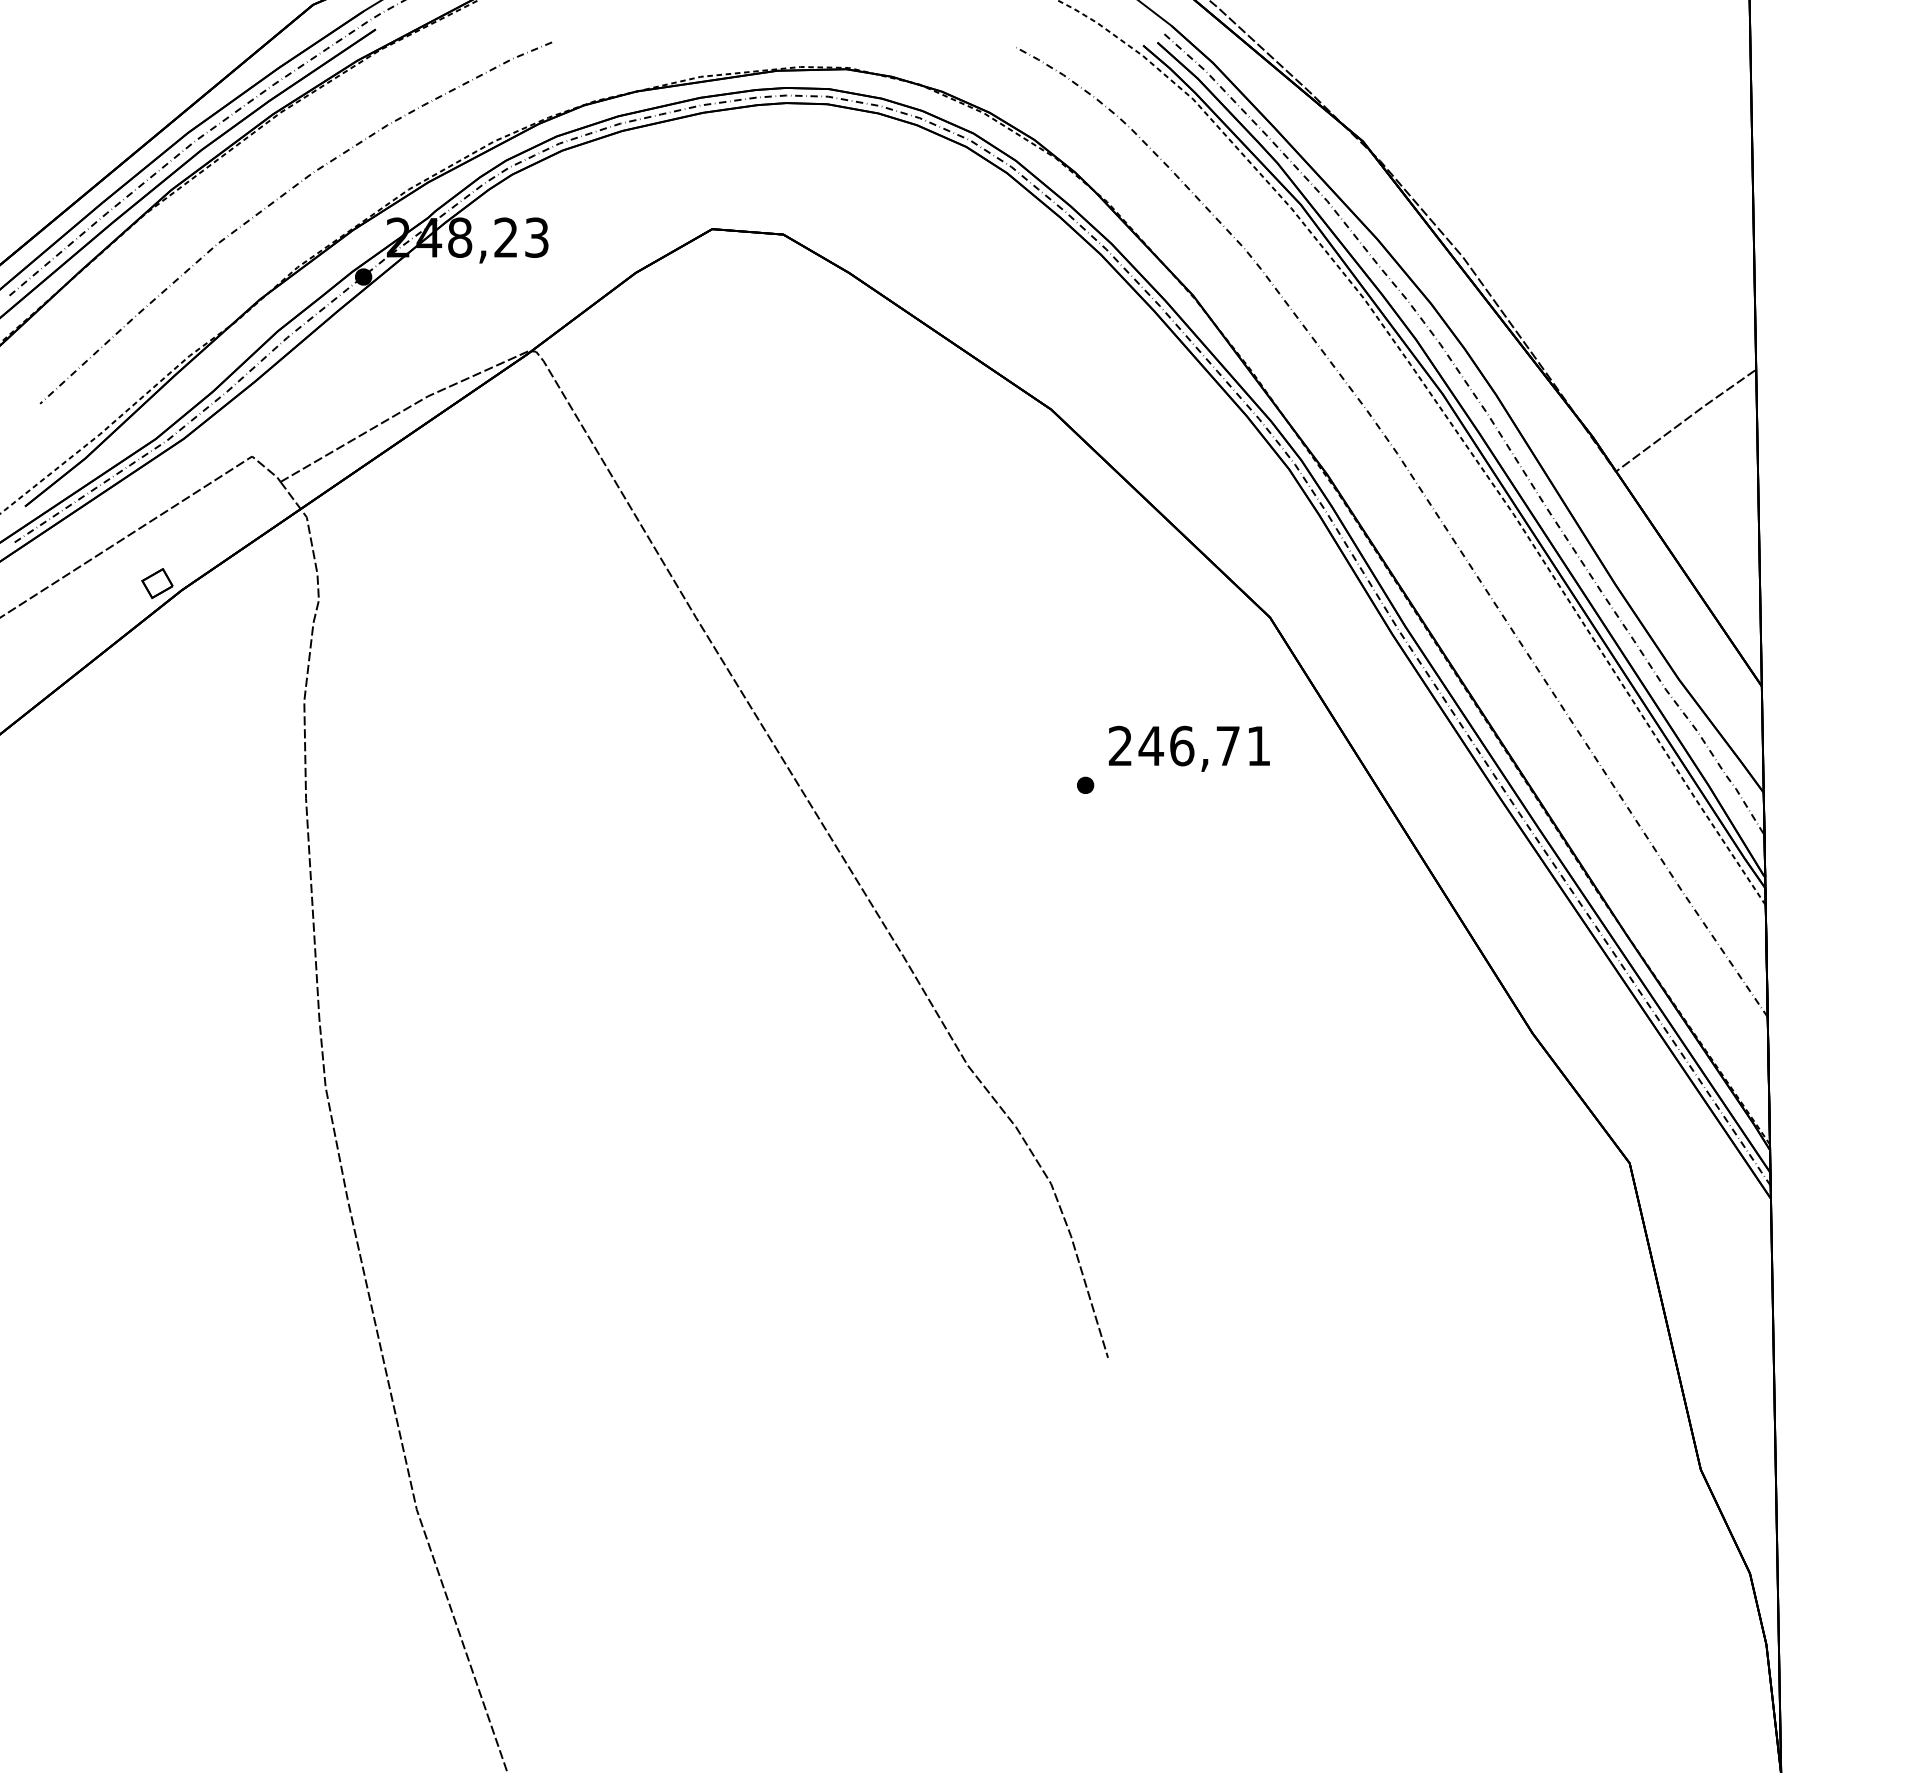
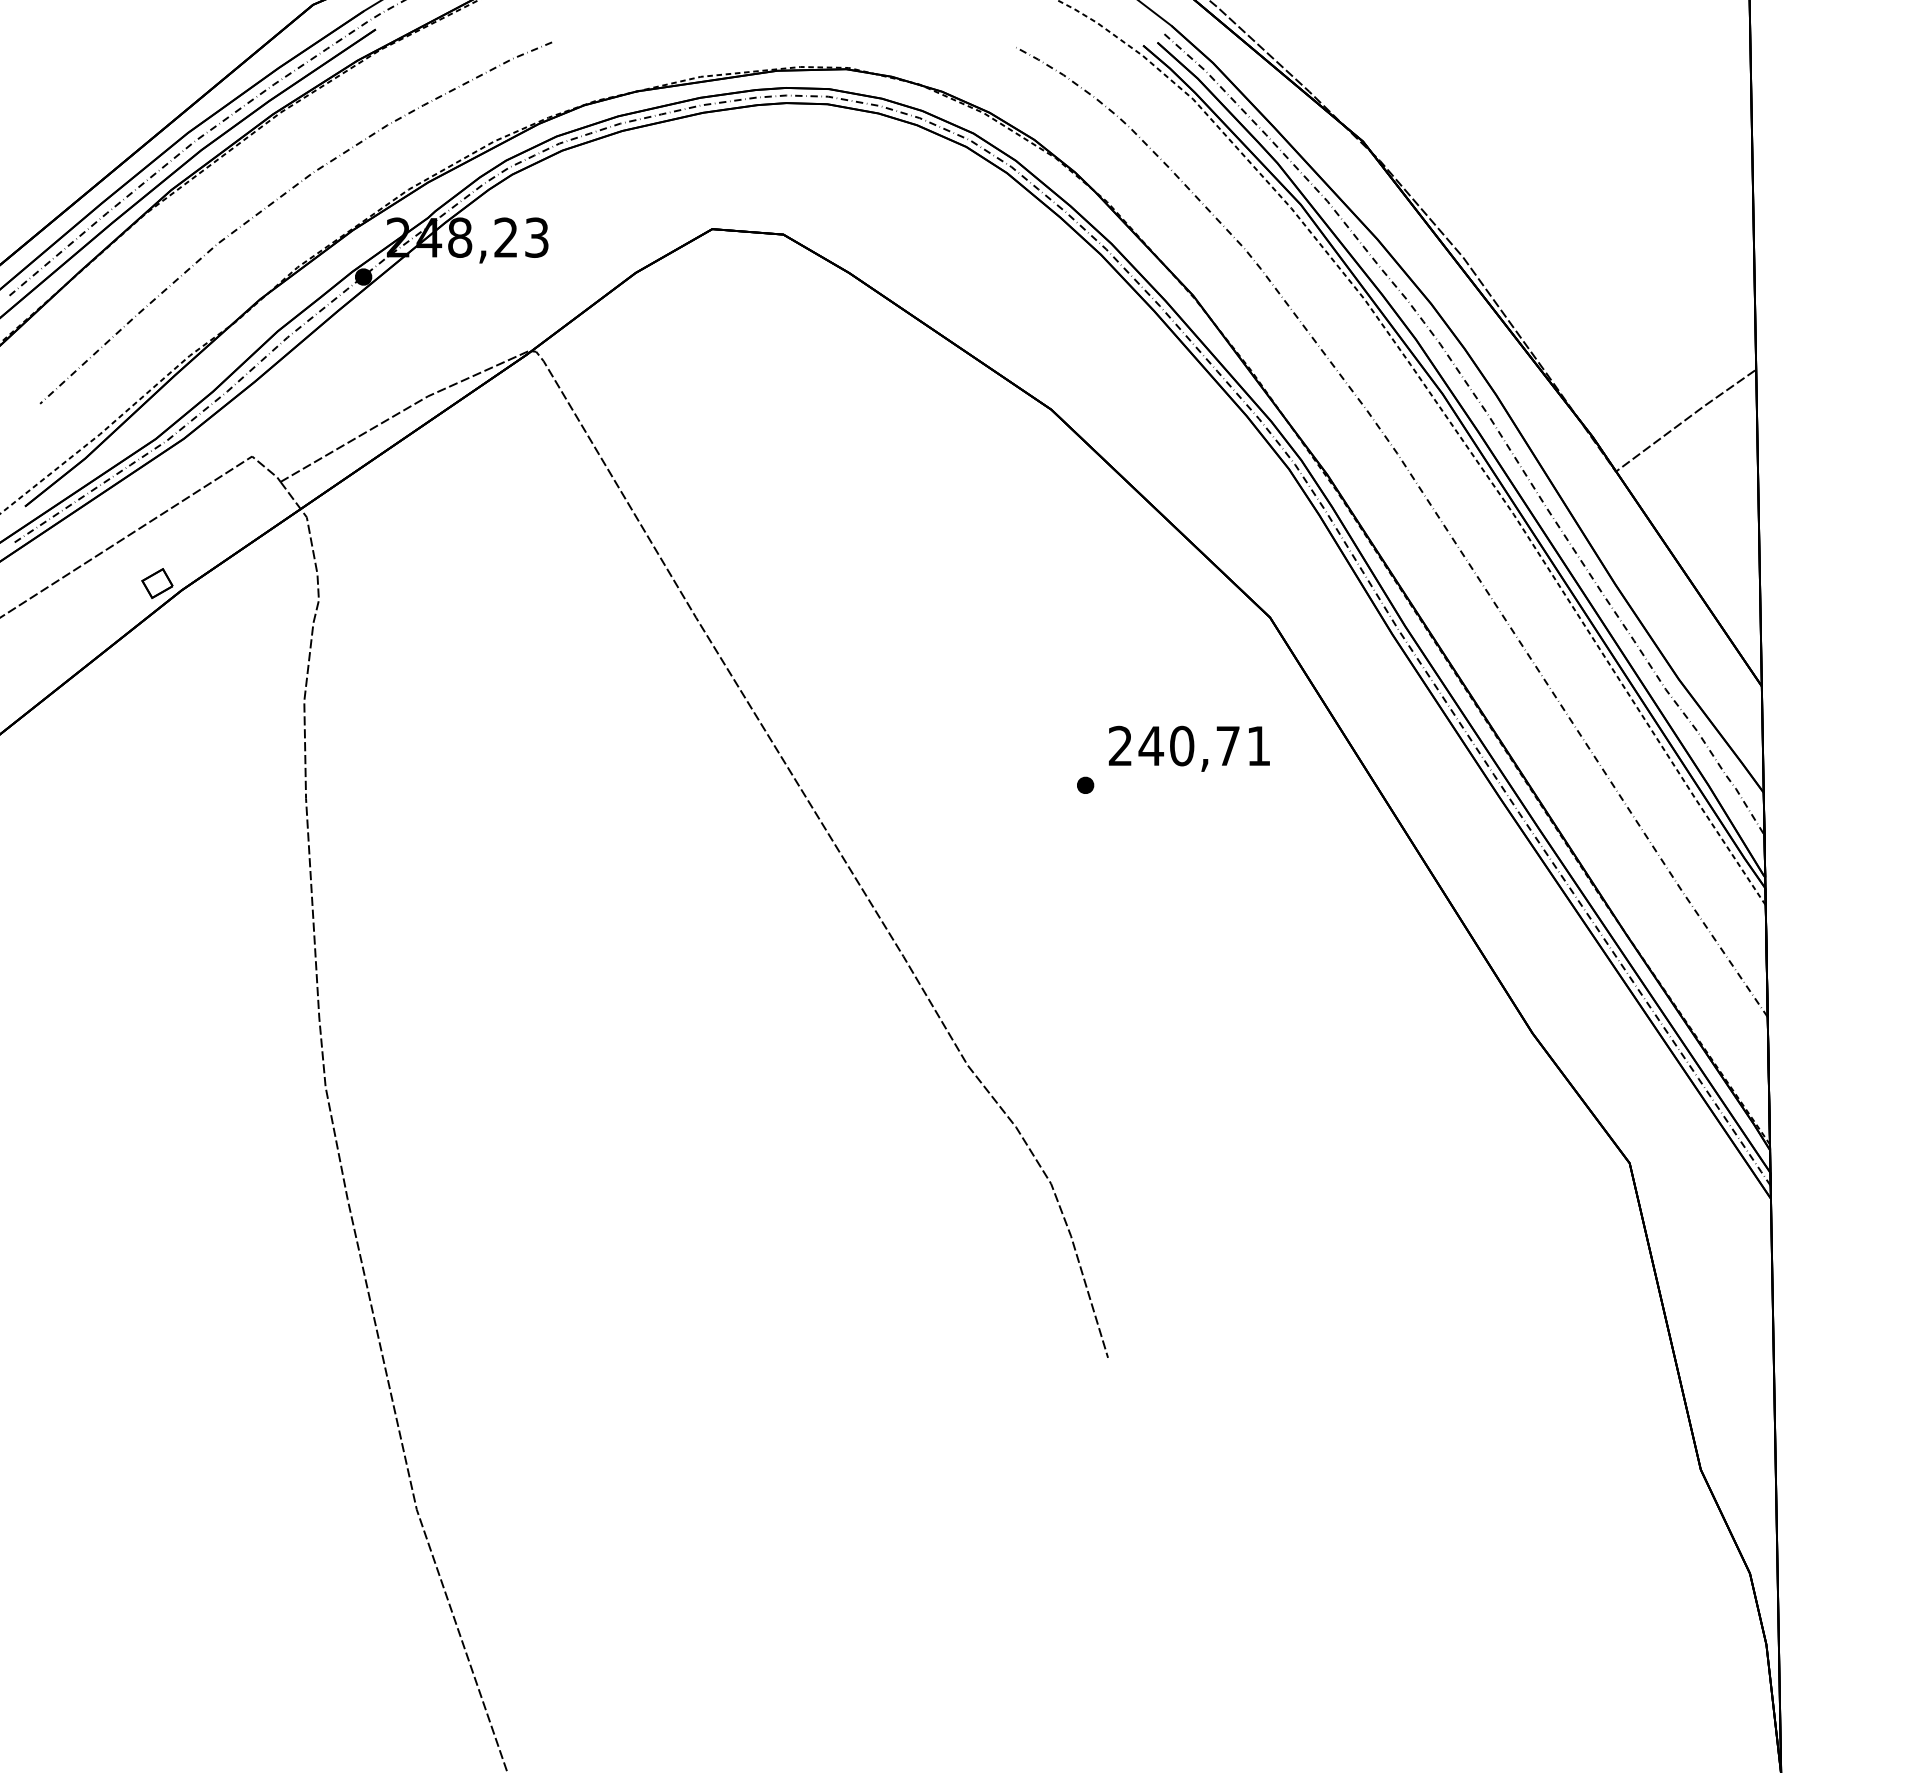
text: 246,71 -> 240,71 (1182, 745)
